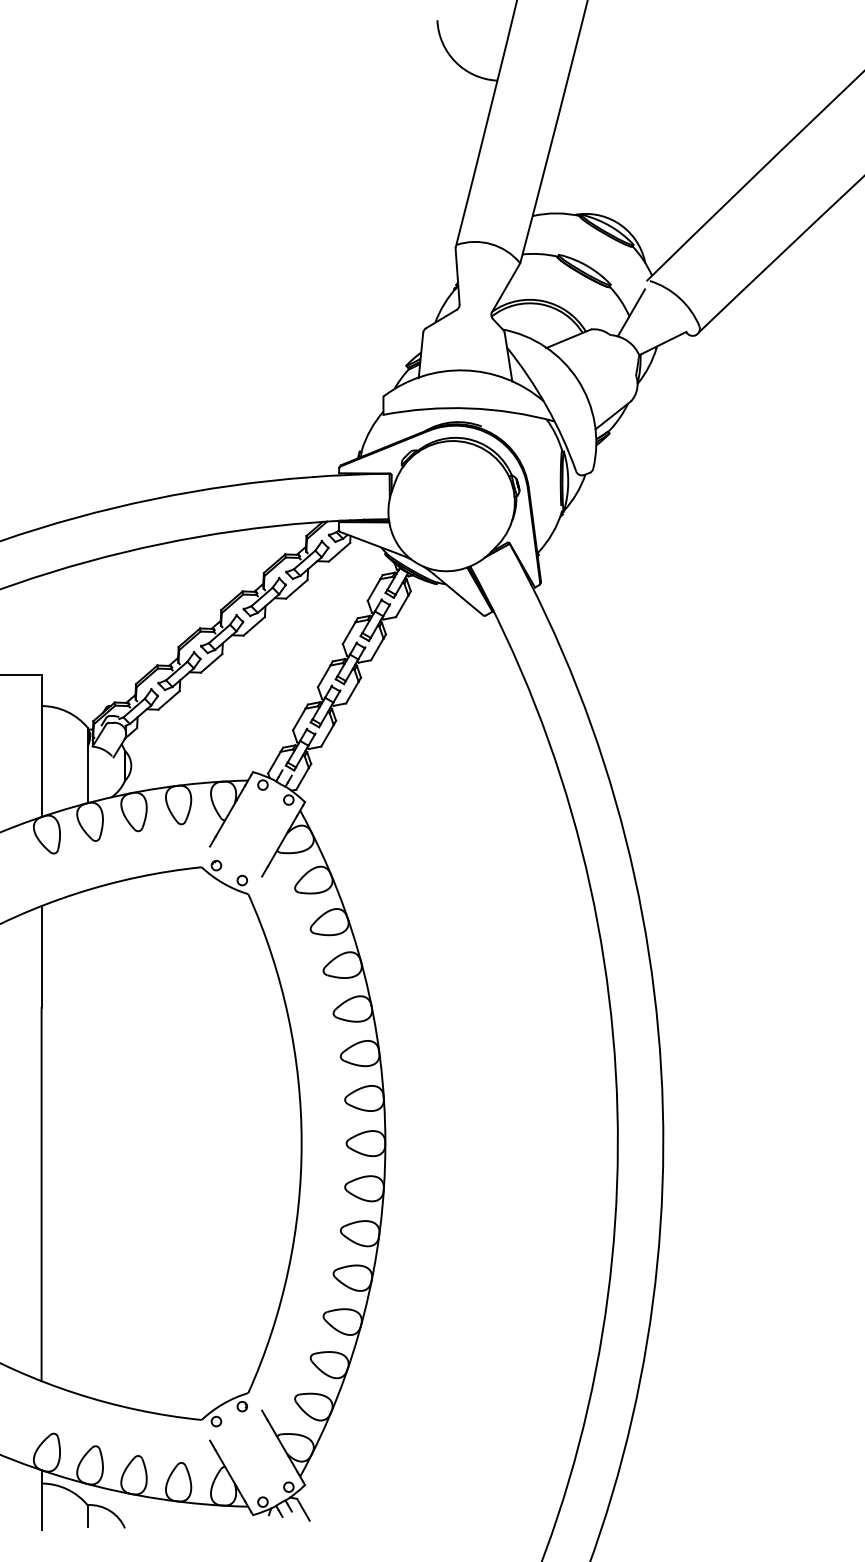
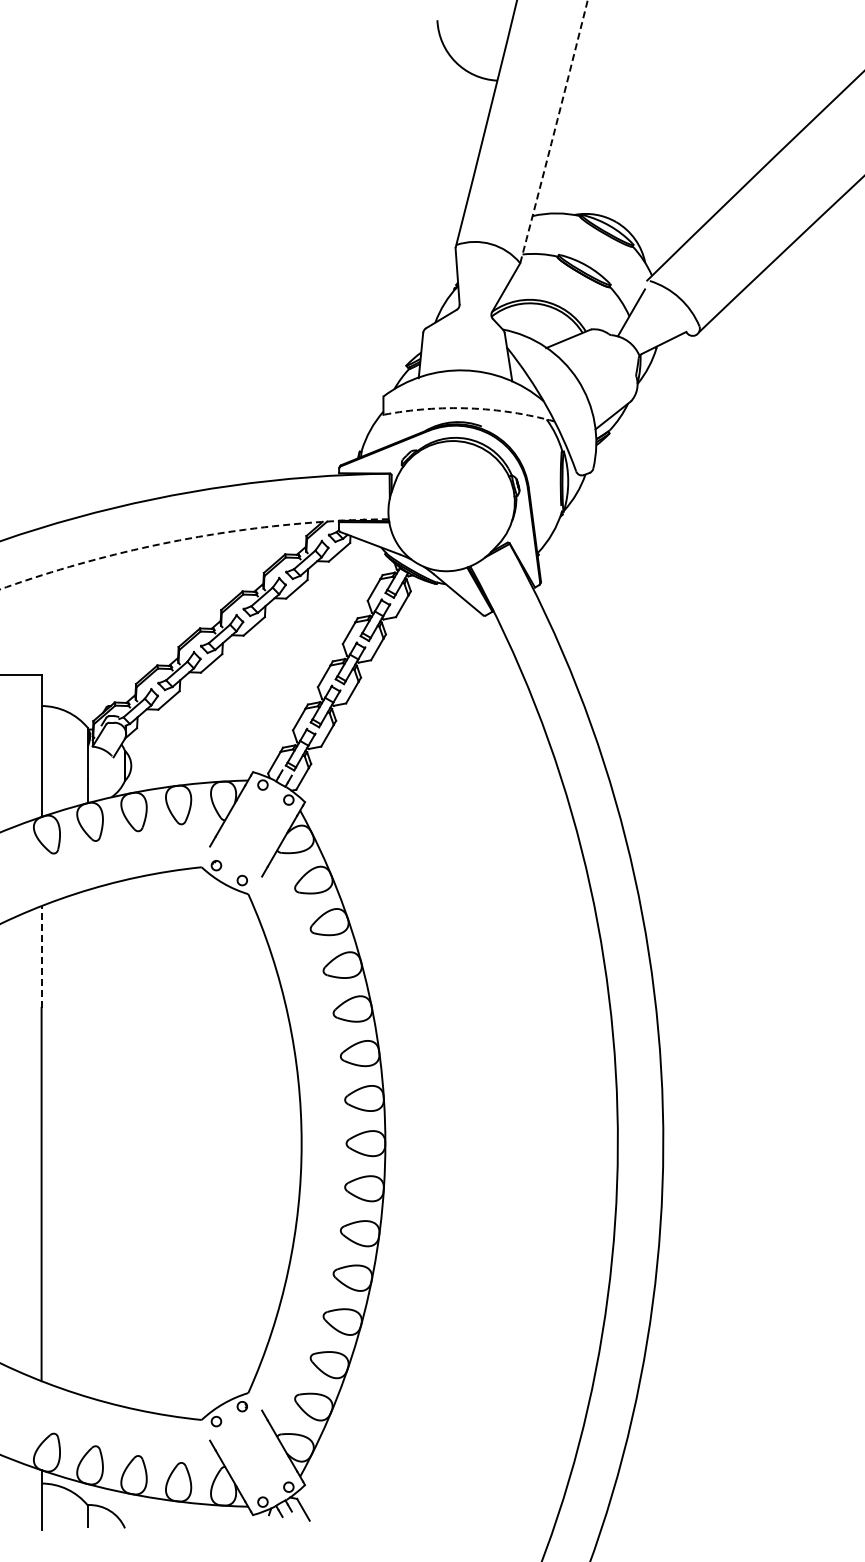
arc: solid -> dashed (554, 131)
arc: solid -> dashed (469, 408)
arc: solid -> dashed (192, 538)
line: solid -> dashed (41, 956)
